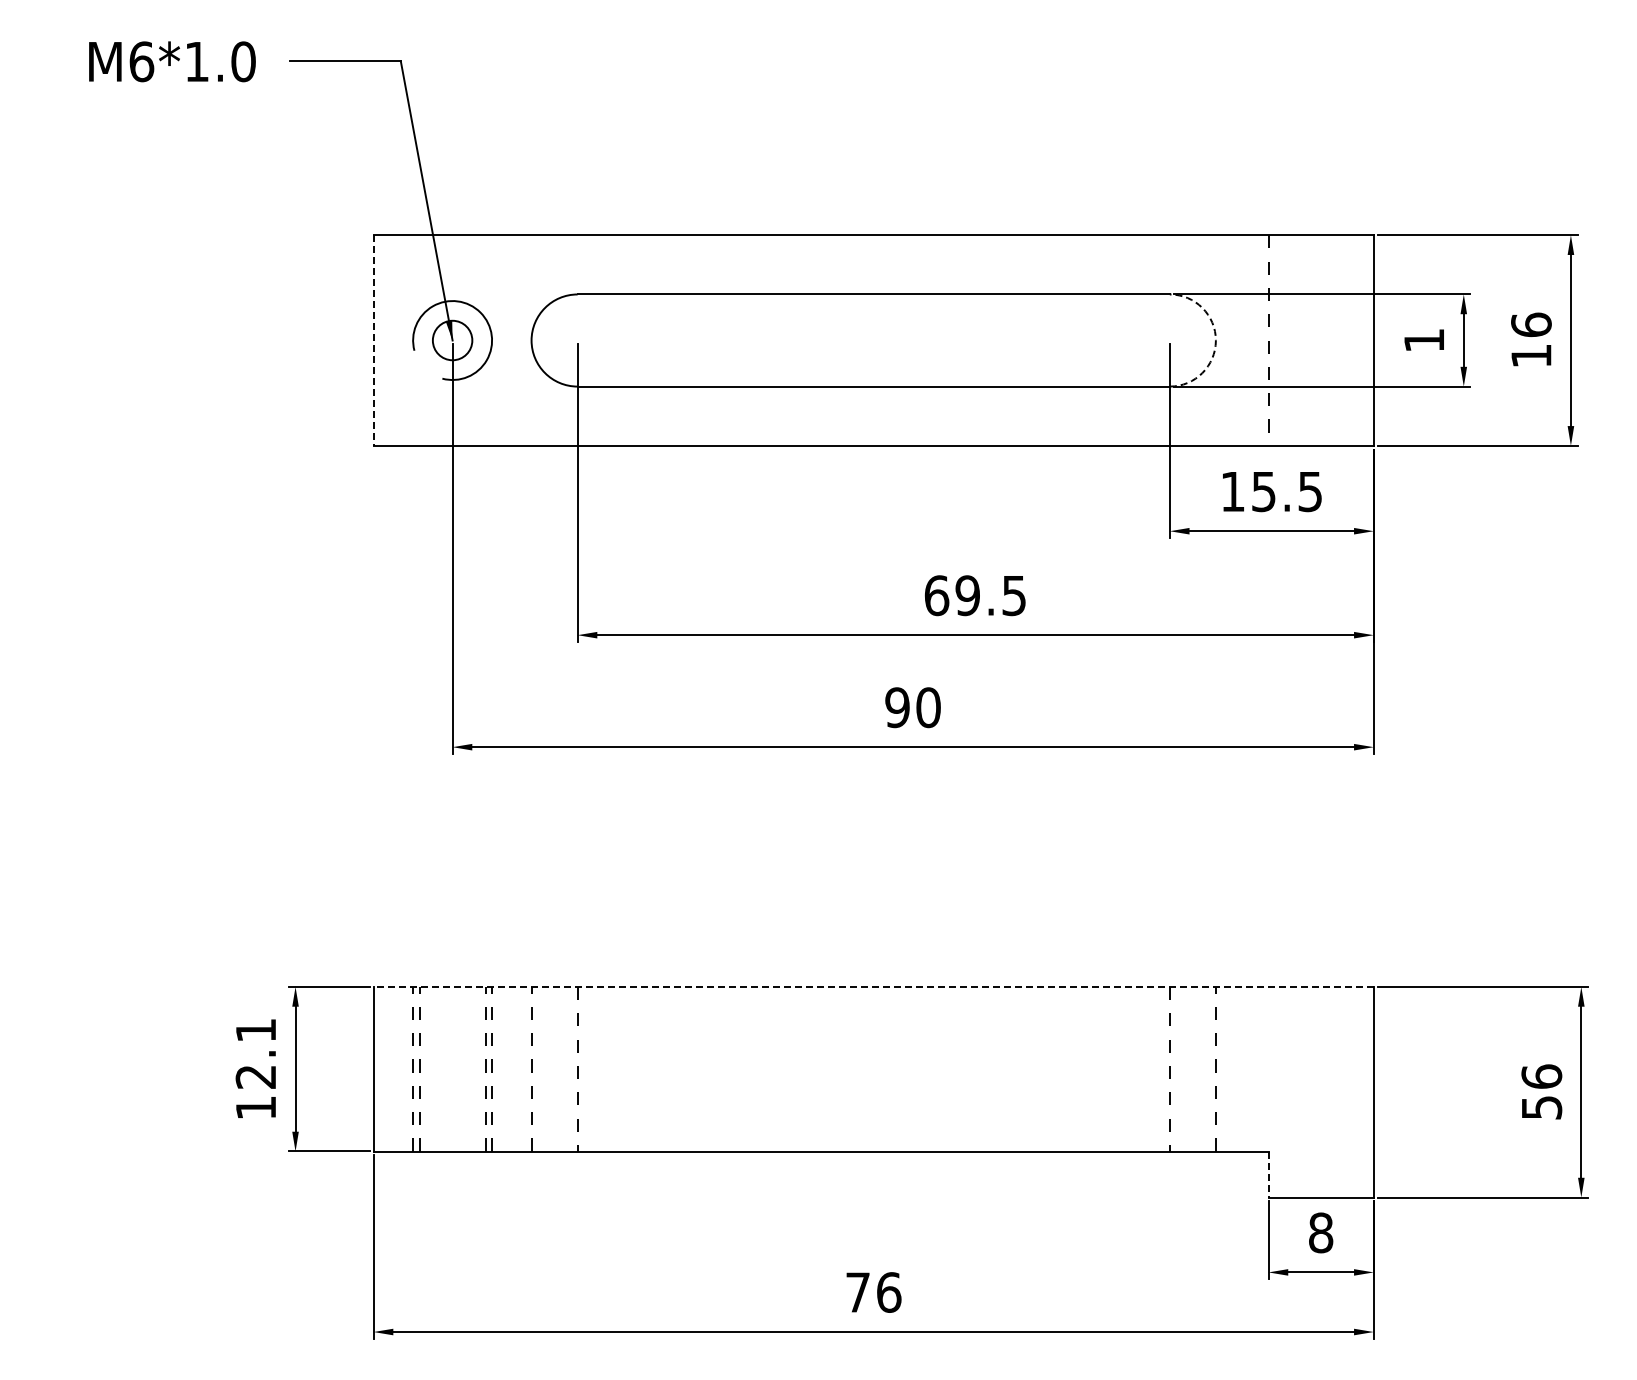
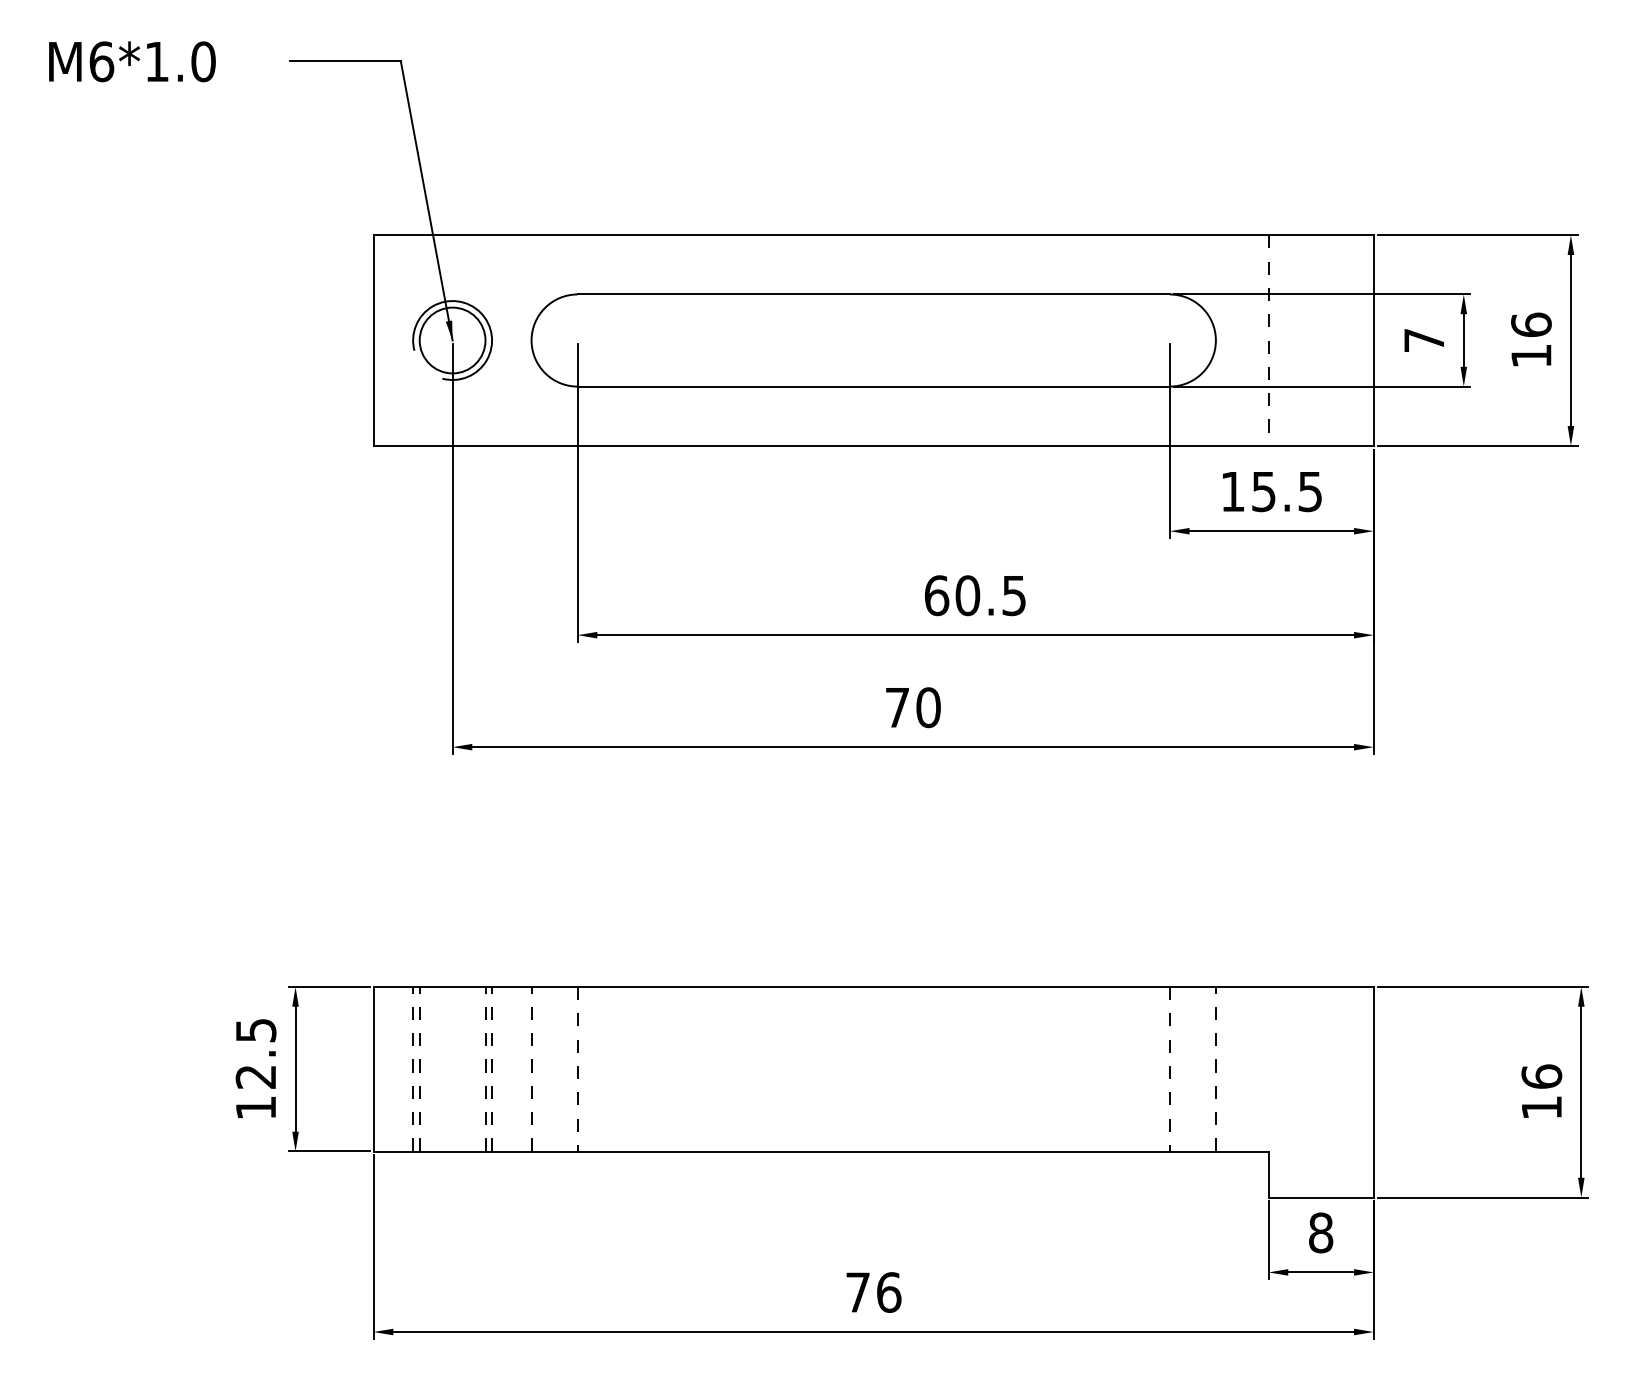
text position: (172, 61) -> (132, 61) (132, 61)
circle diameter: 39 px -> 66 px (452, 340)
arc: dashed -> solid (1215, 340)
text: 1 -> 7 (1423, 340)
line: dashed -> solid (373, 341)
text: 69.5 -> 60.5 (967, 595)
text: 90 -> 70 (897, 707)
line: dashed -> solid (873, 986)
text: 12.1 -> 12.5 (256, 1030)
text: 56 -> 16 (1542, 1107)
line: dashed -> solid (1268, 1175)
